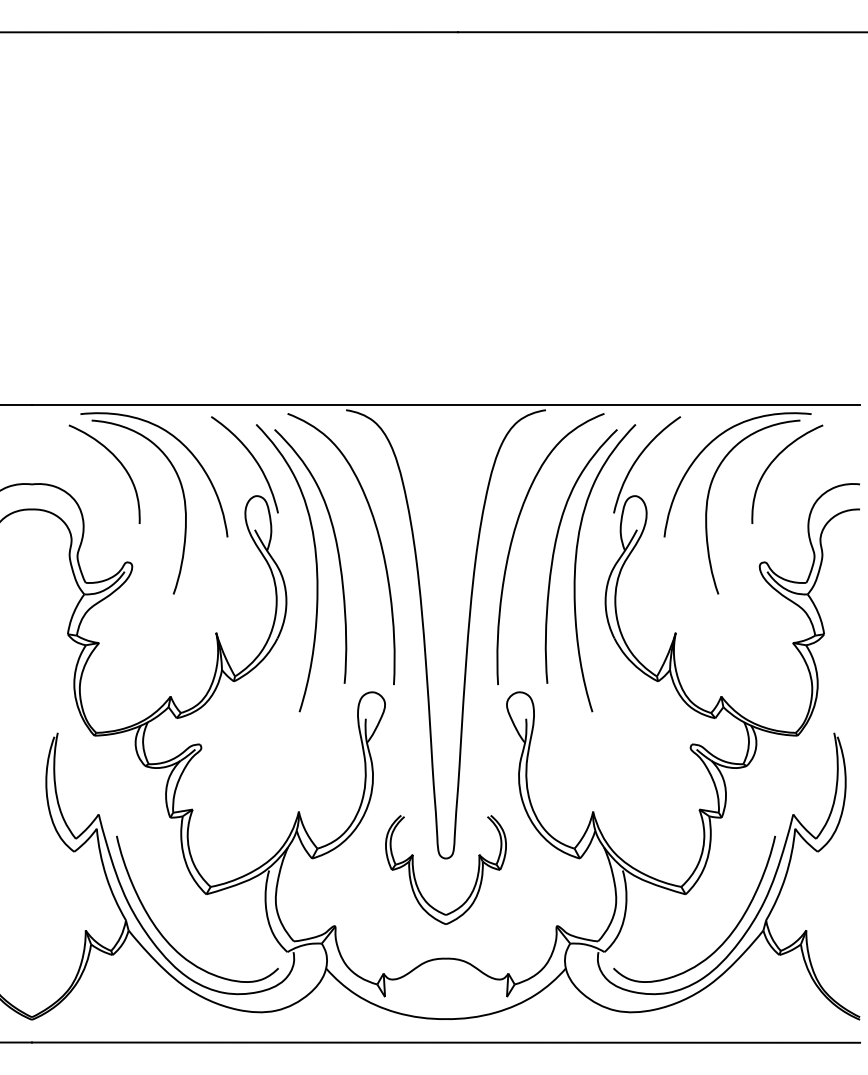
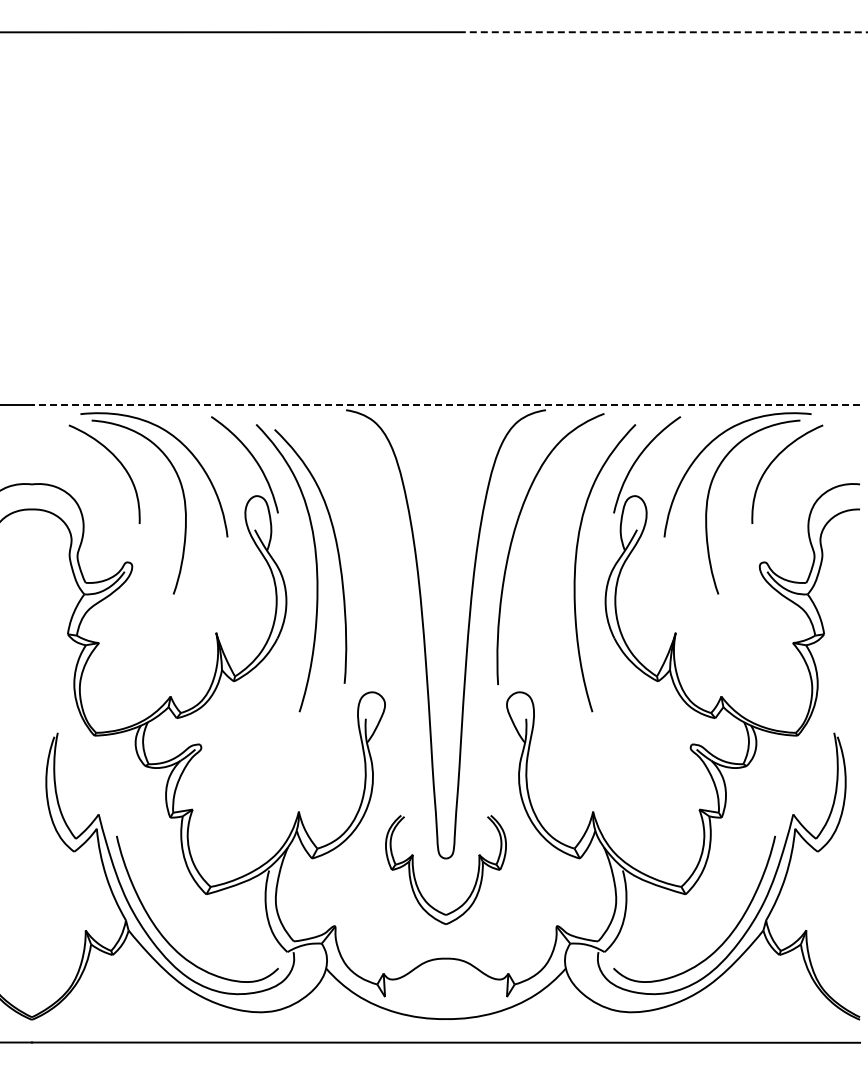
line: solid -> dashed (662, 32)
line: solid -> dashed (445, 405)
curve: present -> none (378, 538)
curve: present -> none (555, 549)
